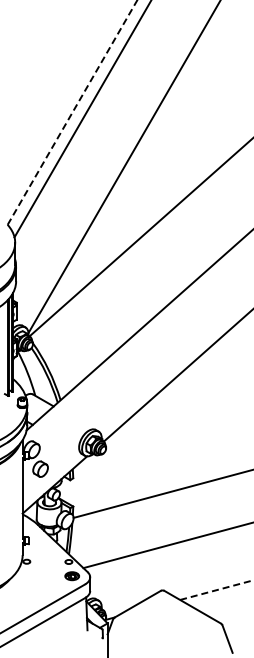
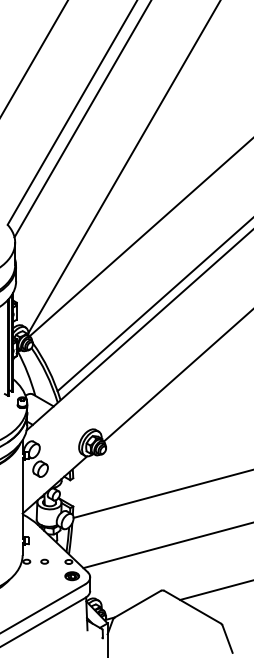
line: none -> present (34, 58)
line: dashed -> solid (72, 112)
line: none -> present (153, 305)
part: none -> present (44, 561)
line: dashed -> solid (216, 590)
